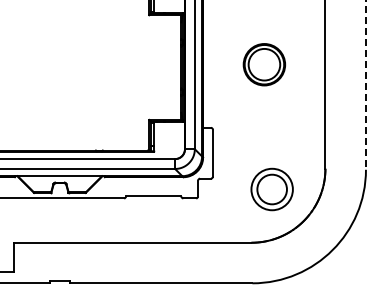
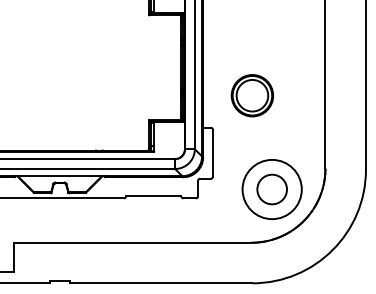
part position: (264, 64) -> (252, 95) (252, 95)
line: dashed -> solid (365, 85)
circle diameter: 41 px -> 59 px (271, 189)
